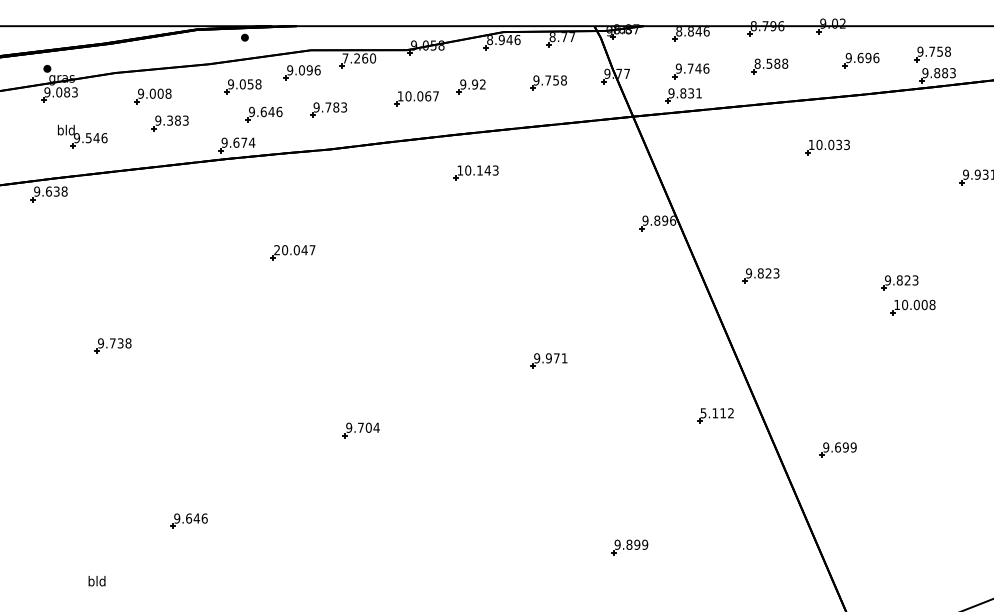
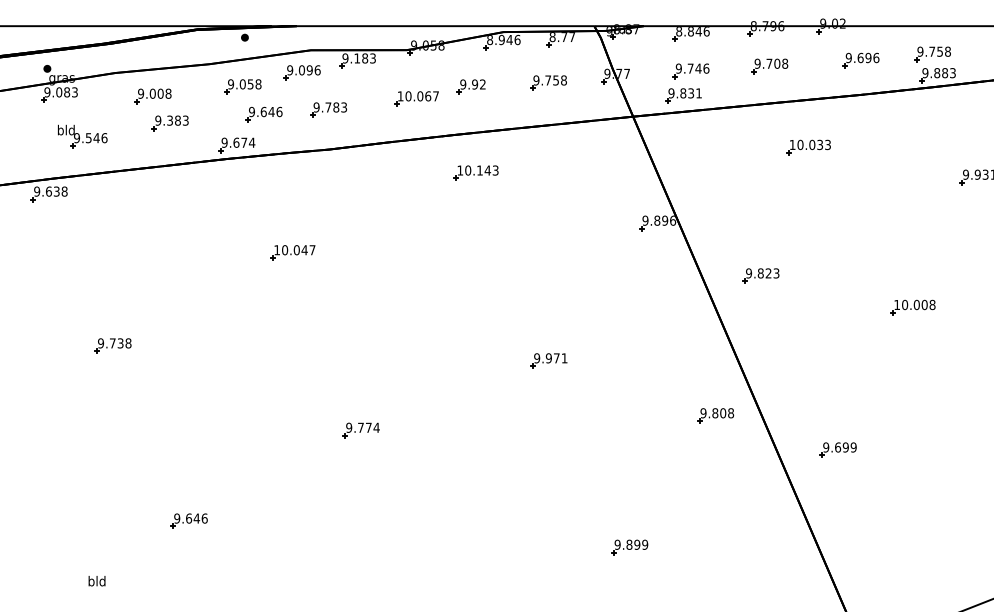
text: 7.260 -> 9.183 (359, 58)
text: 8.588 -> 9.708 (767, 63)
part position: (827, 147) -> (808, 147) (808, 147)
text: 20.047 -> 10.047 (276, 250)
part: present -> none (899, 282)
text: 5.112 -> 9.808 (717, 413)
text: 9.704 -> 9.774 (368, 427)
